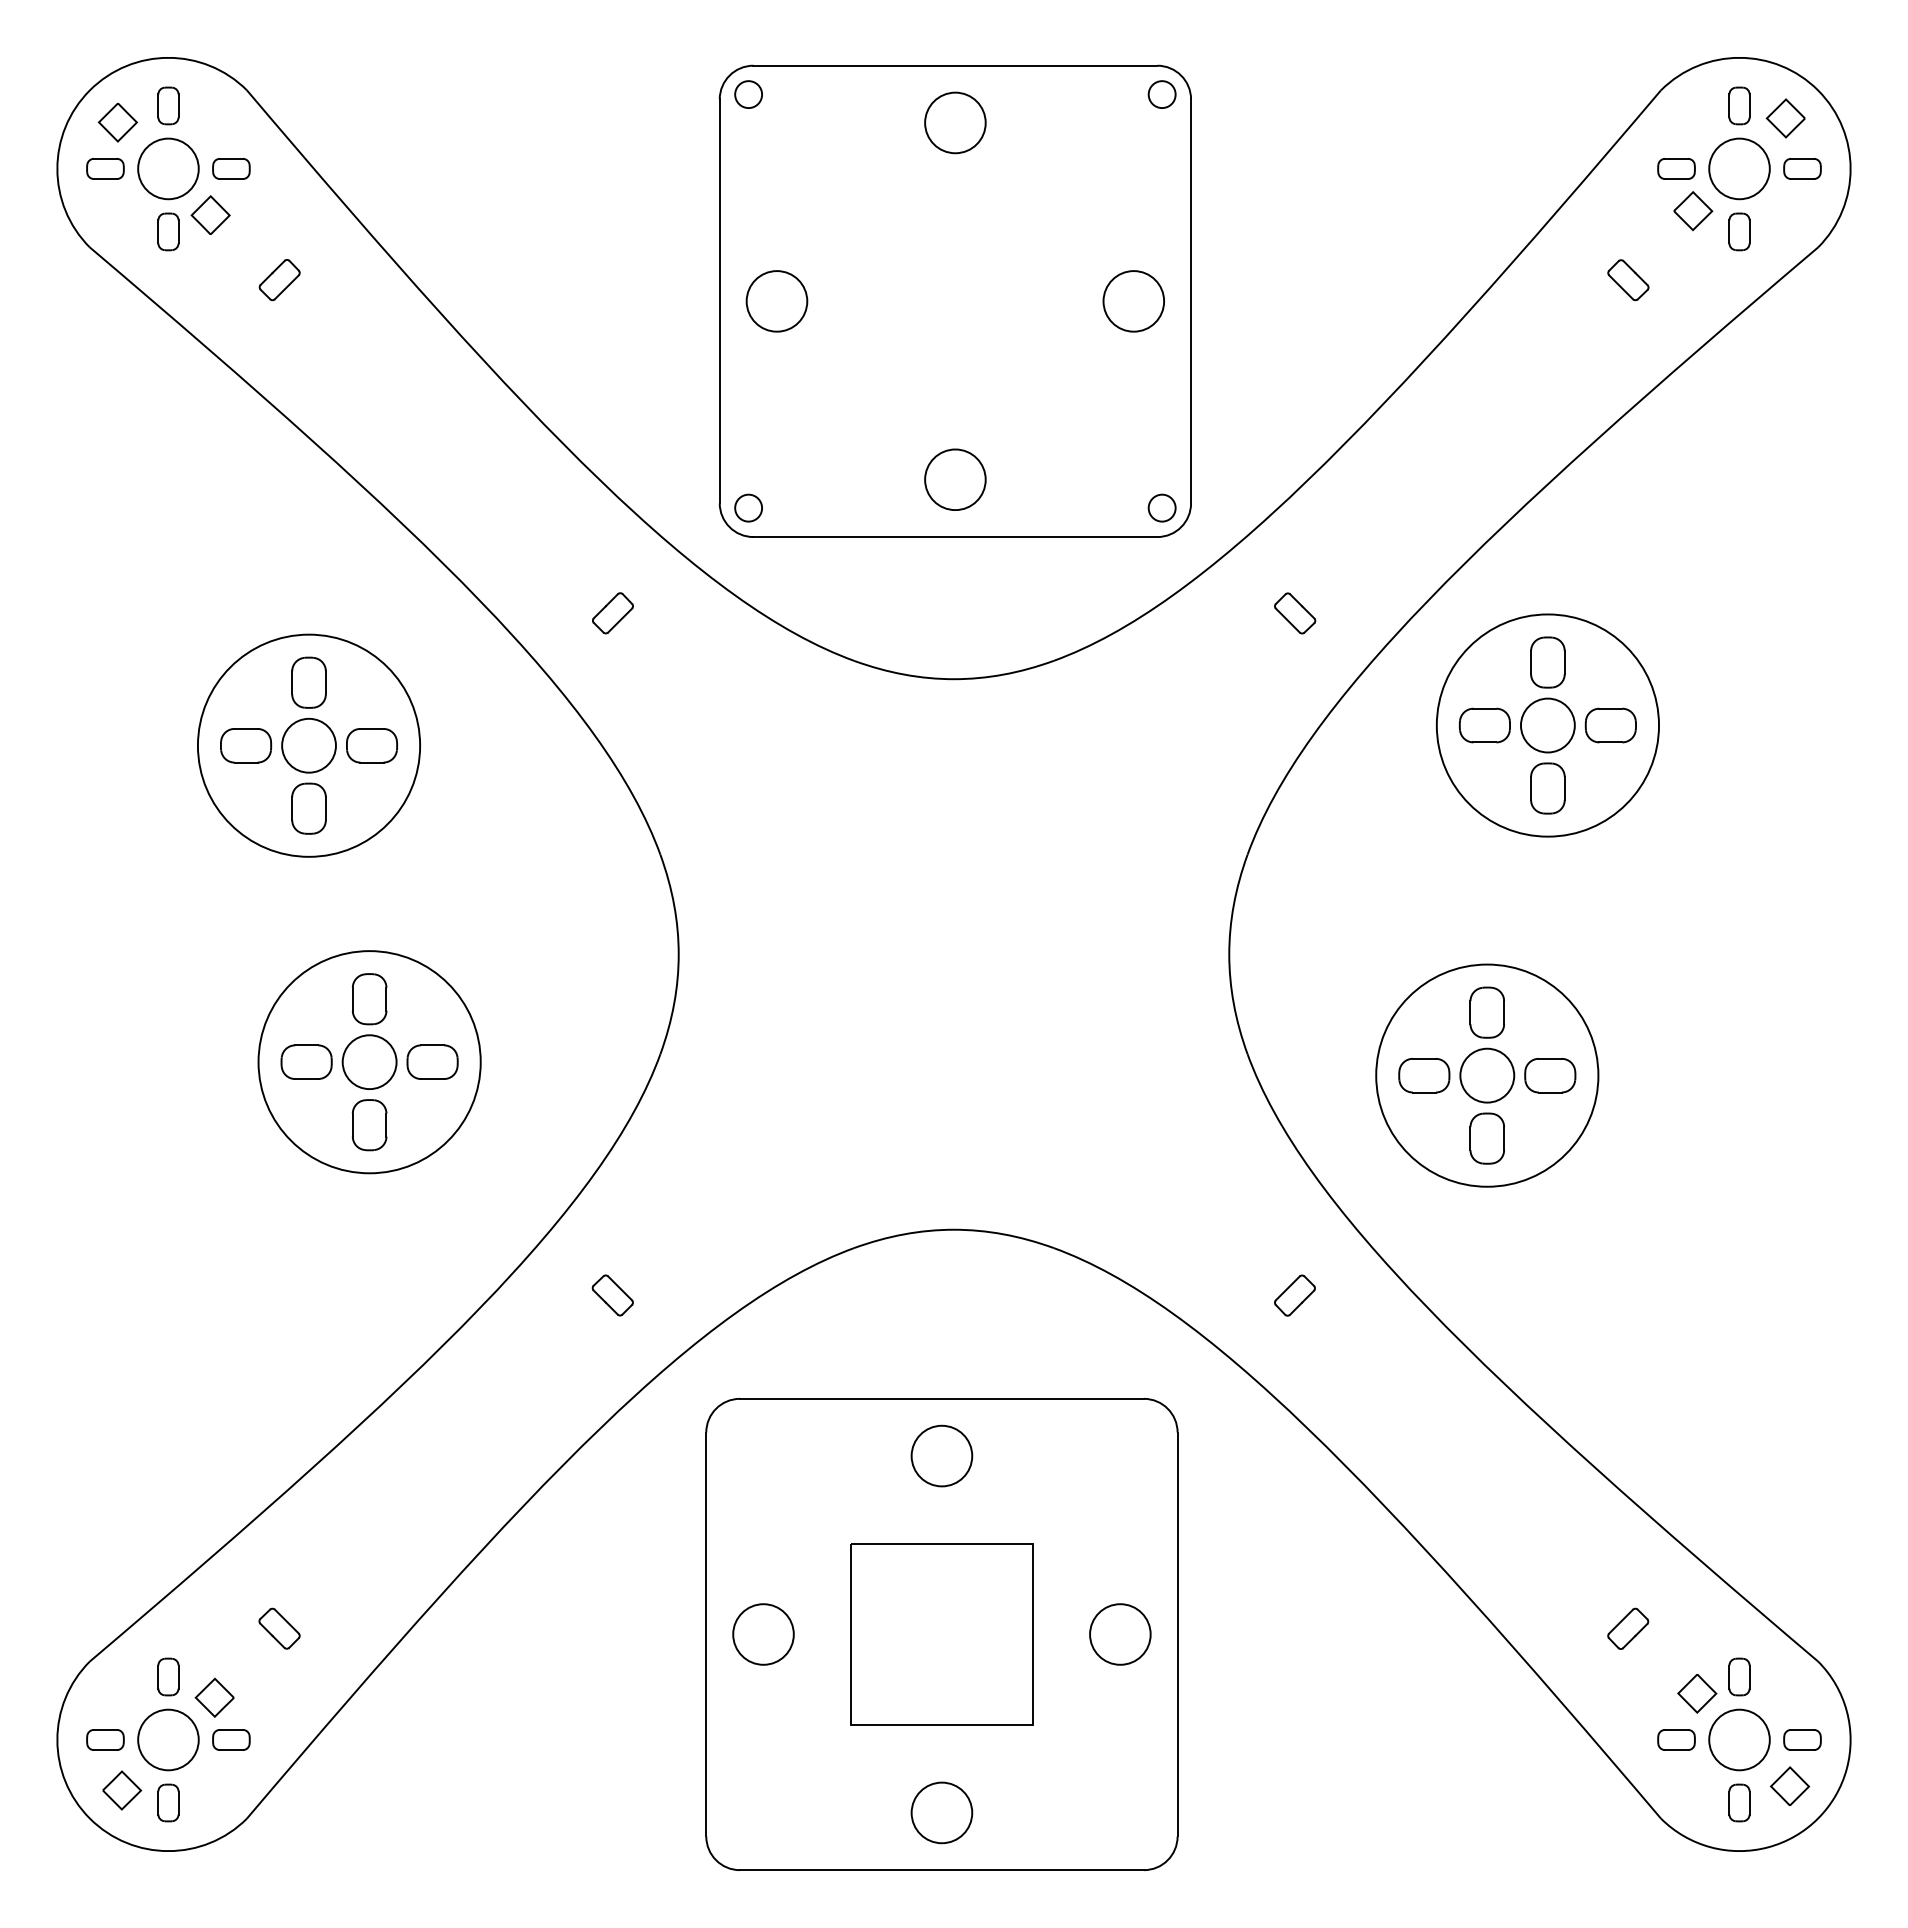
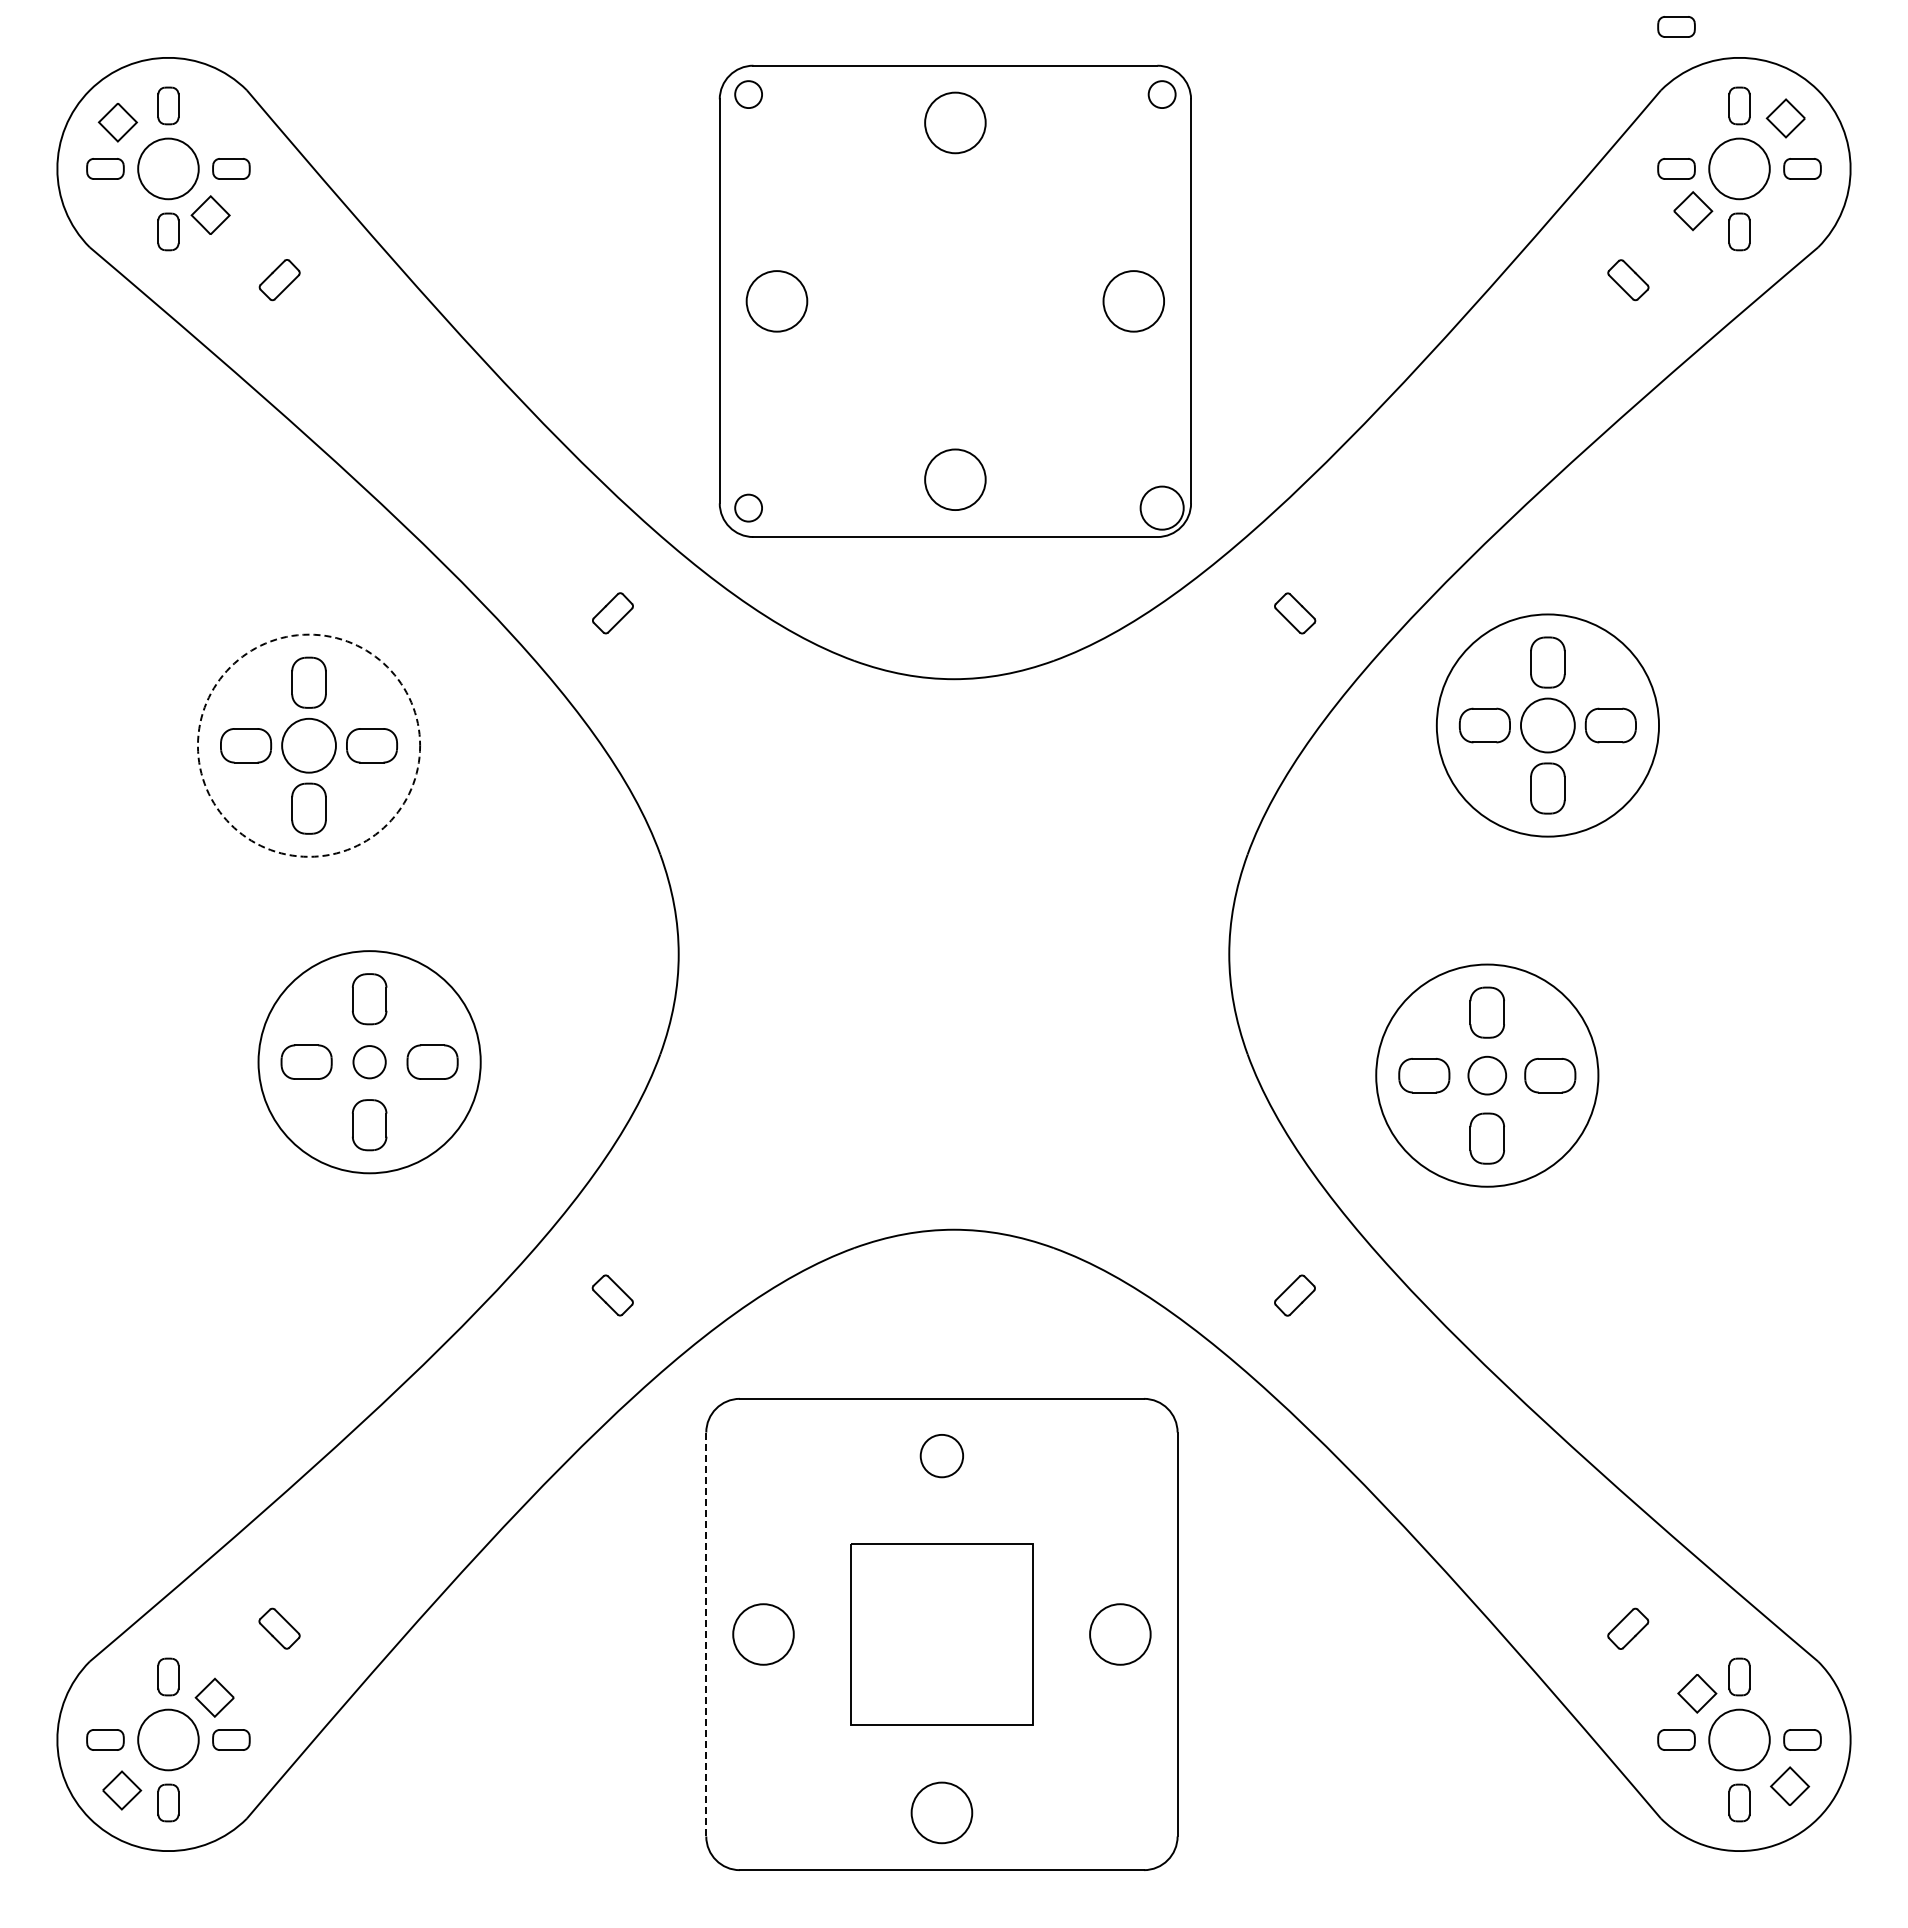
part: none -> present (1676, 26)
circle diameter: 27 px -> 43 px (1161, 507)
circle: solid -> dashed (308, 745)
circle diameter: 54 px -> 32 px (369, 1062)
circle diameter: 54 px -> 38 px (1487, 1075)
circle diameter: 61 px -> 42 px (941, 1455)
line: solid -> dashed (706, 1634)
